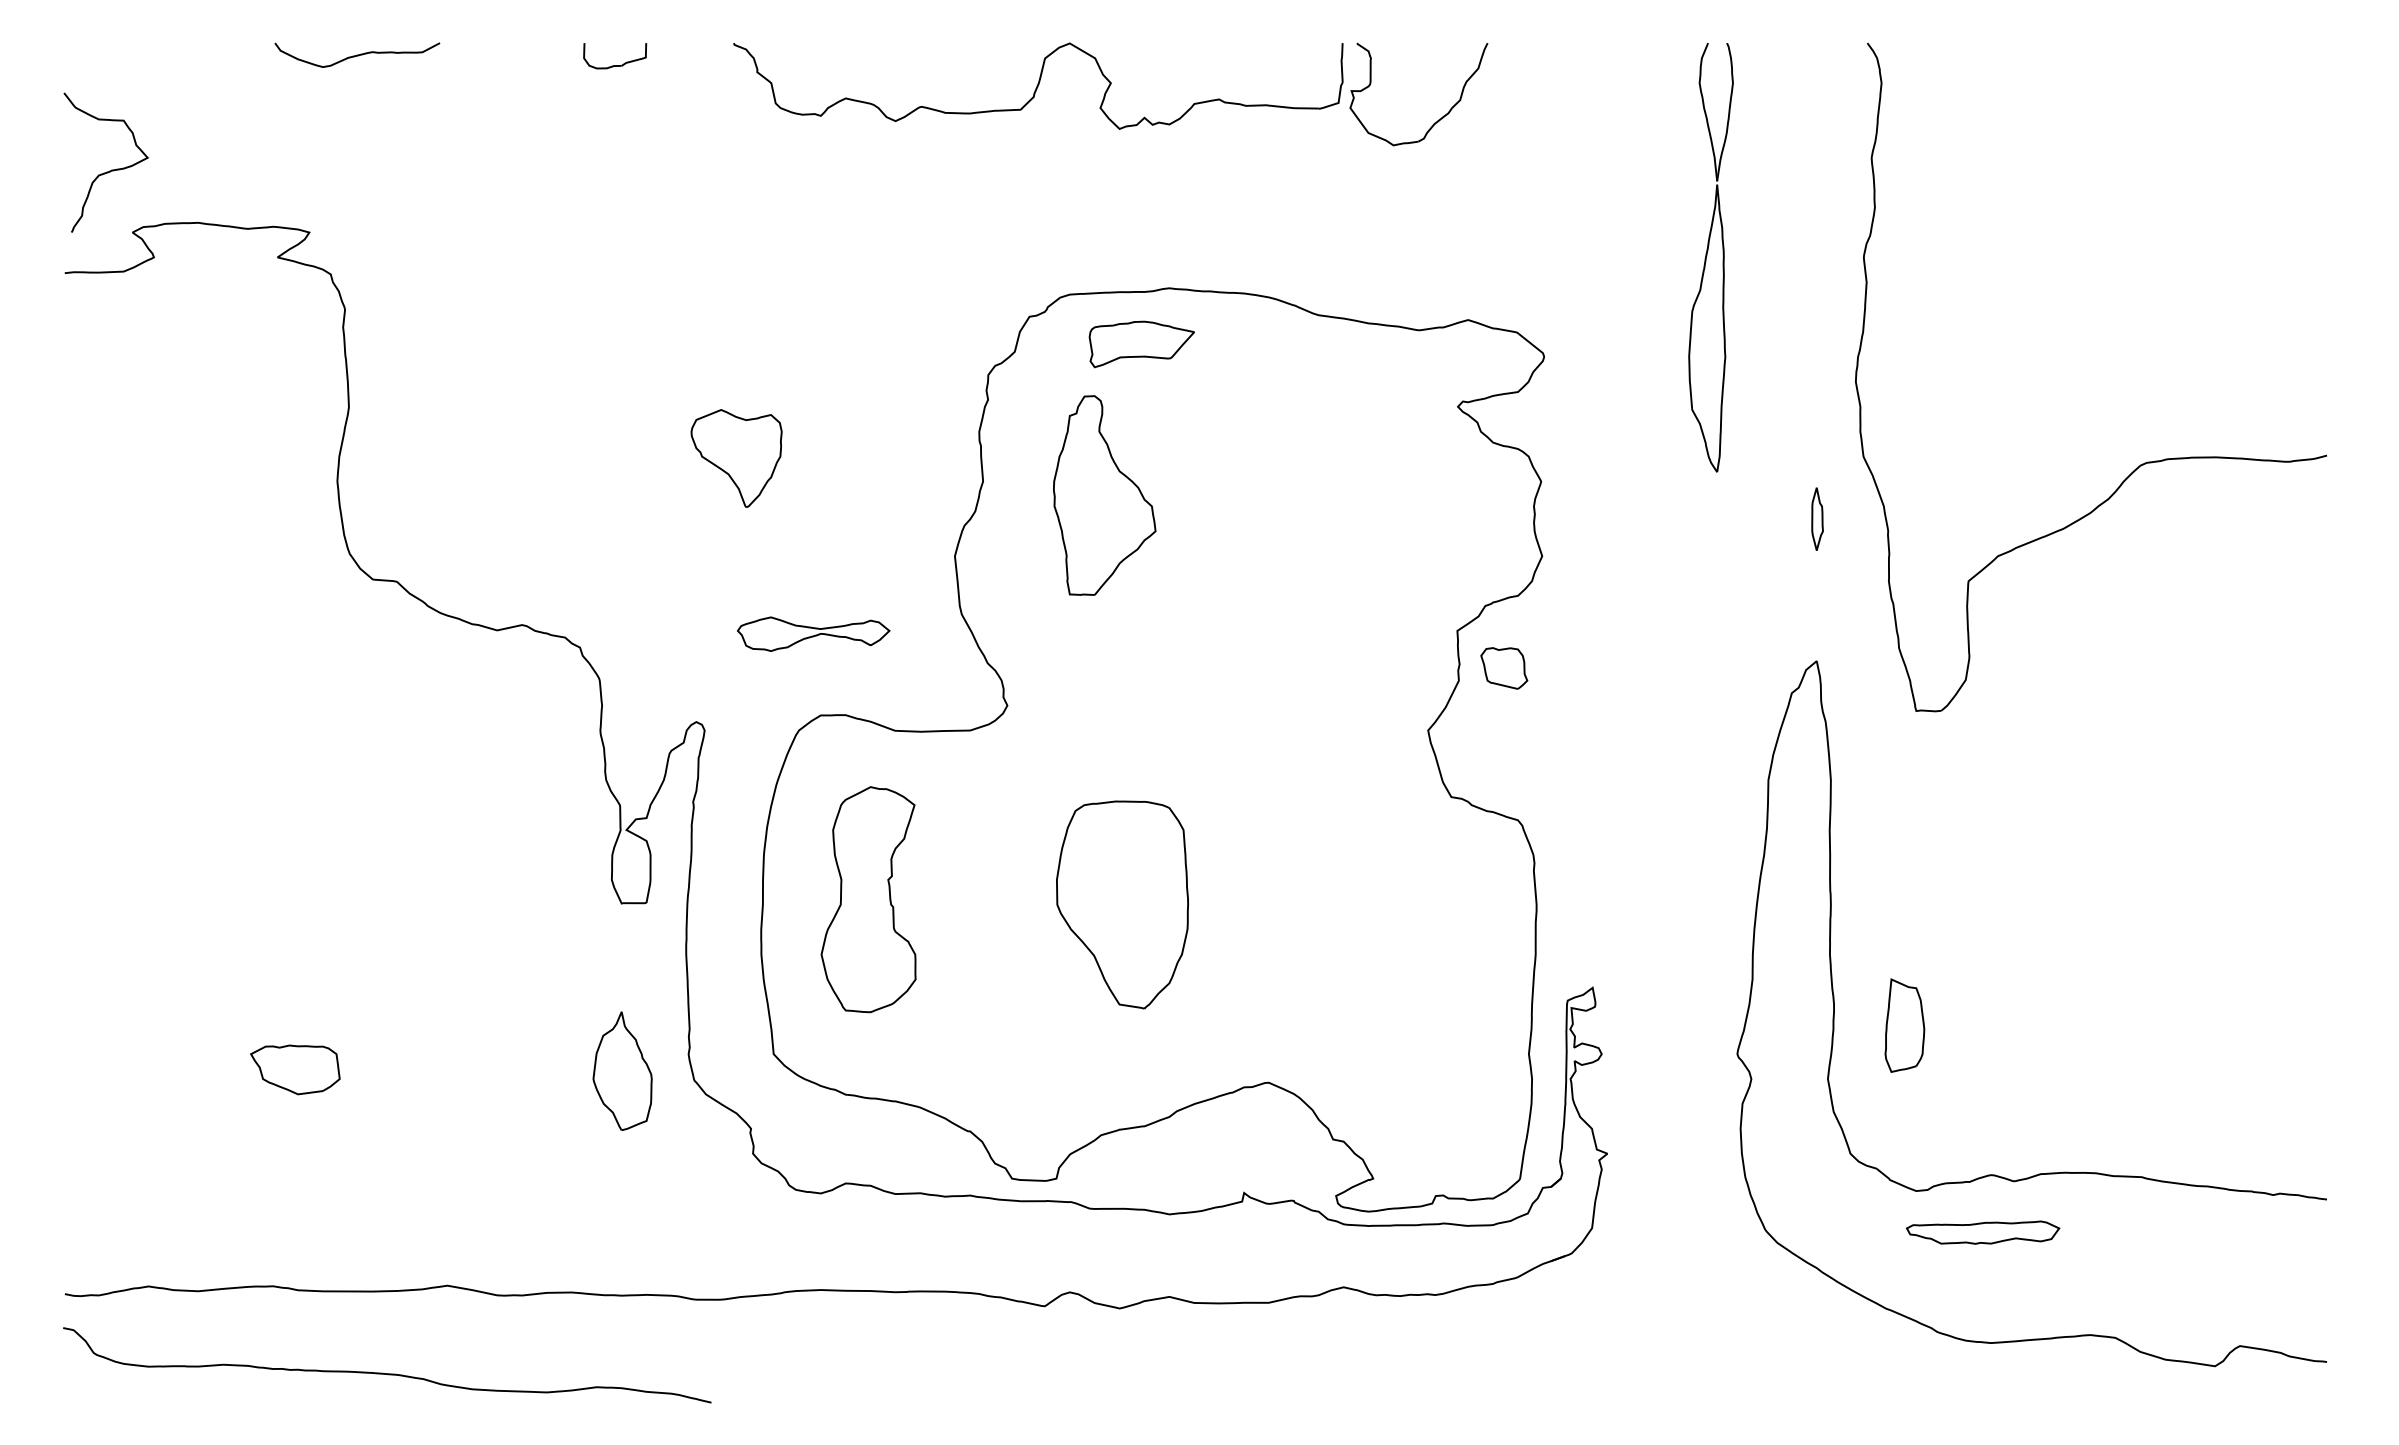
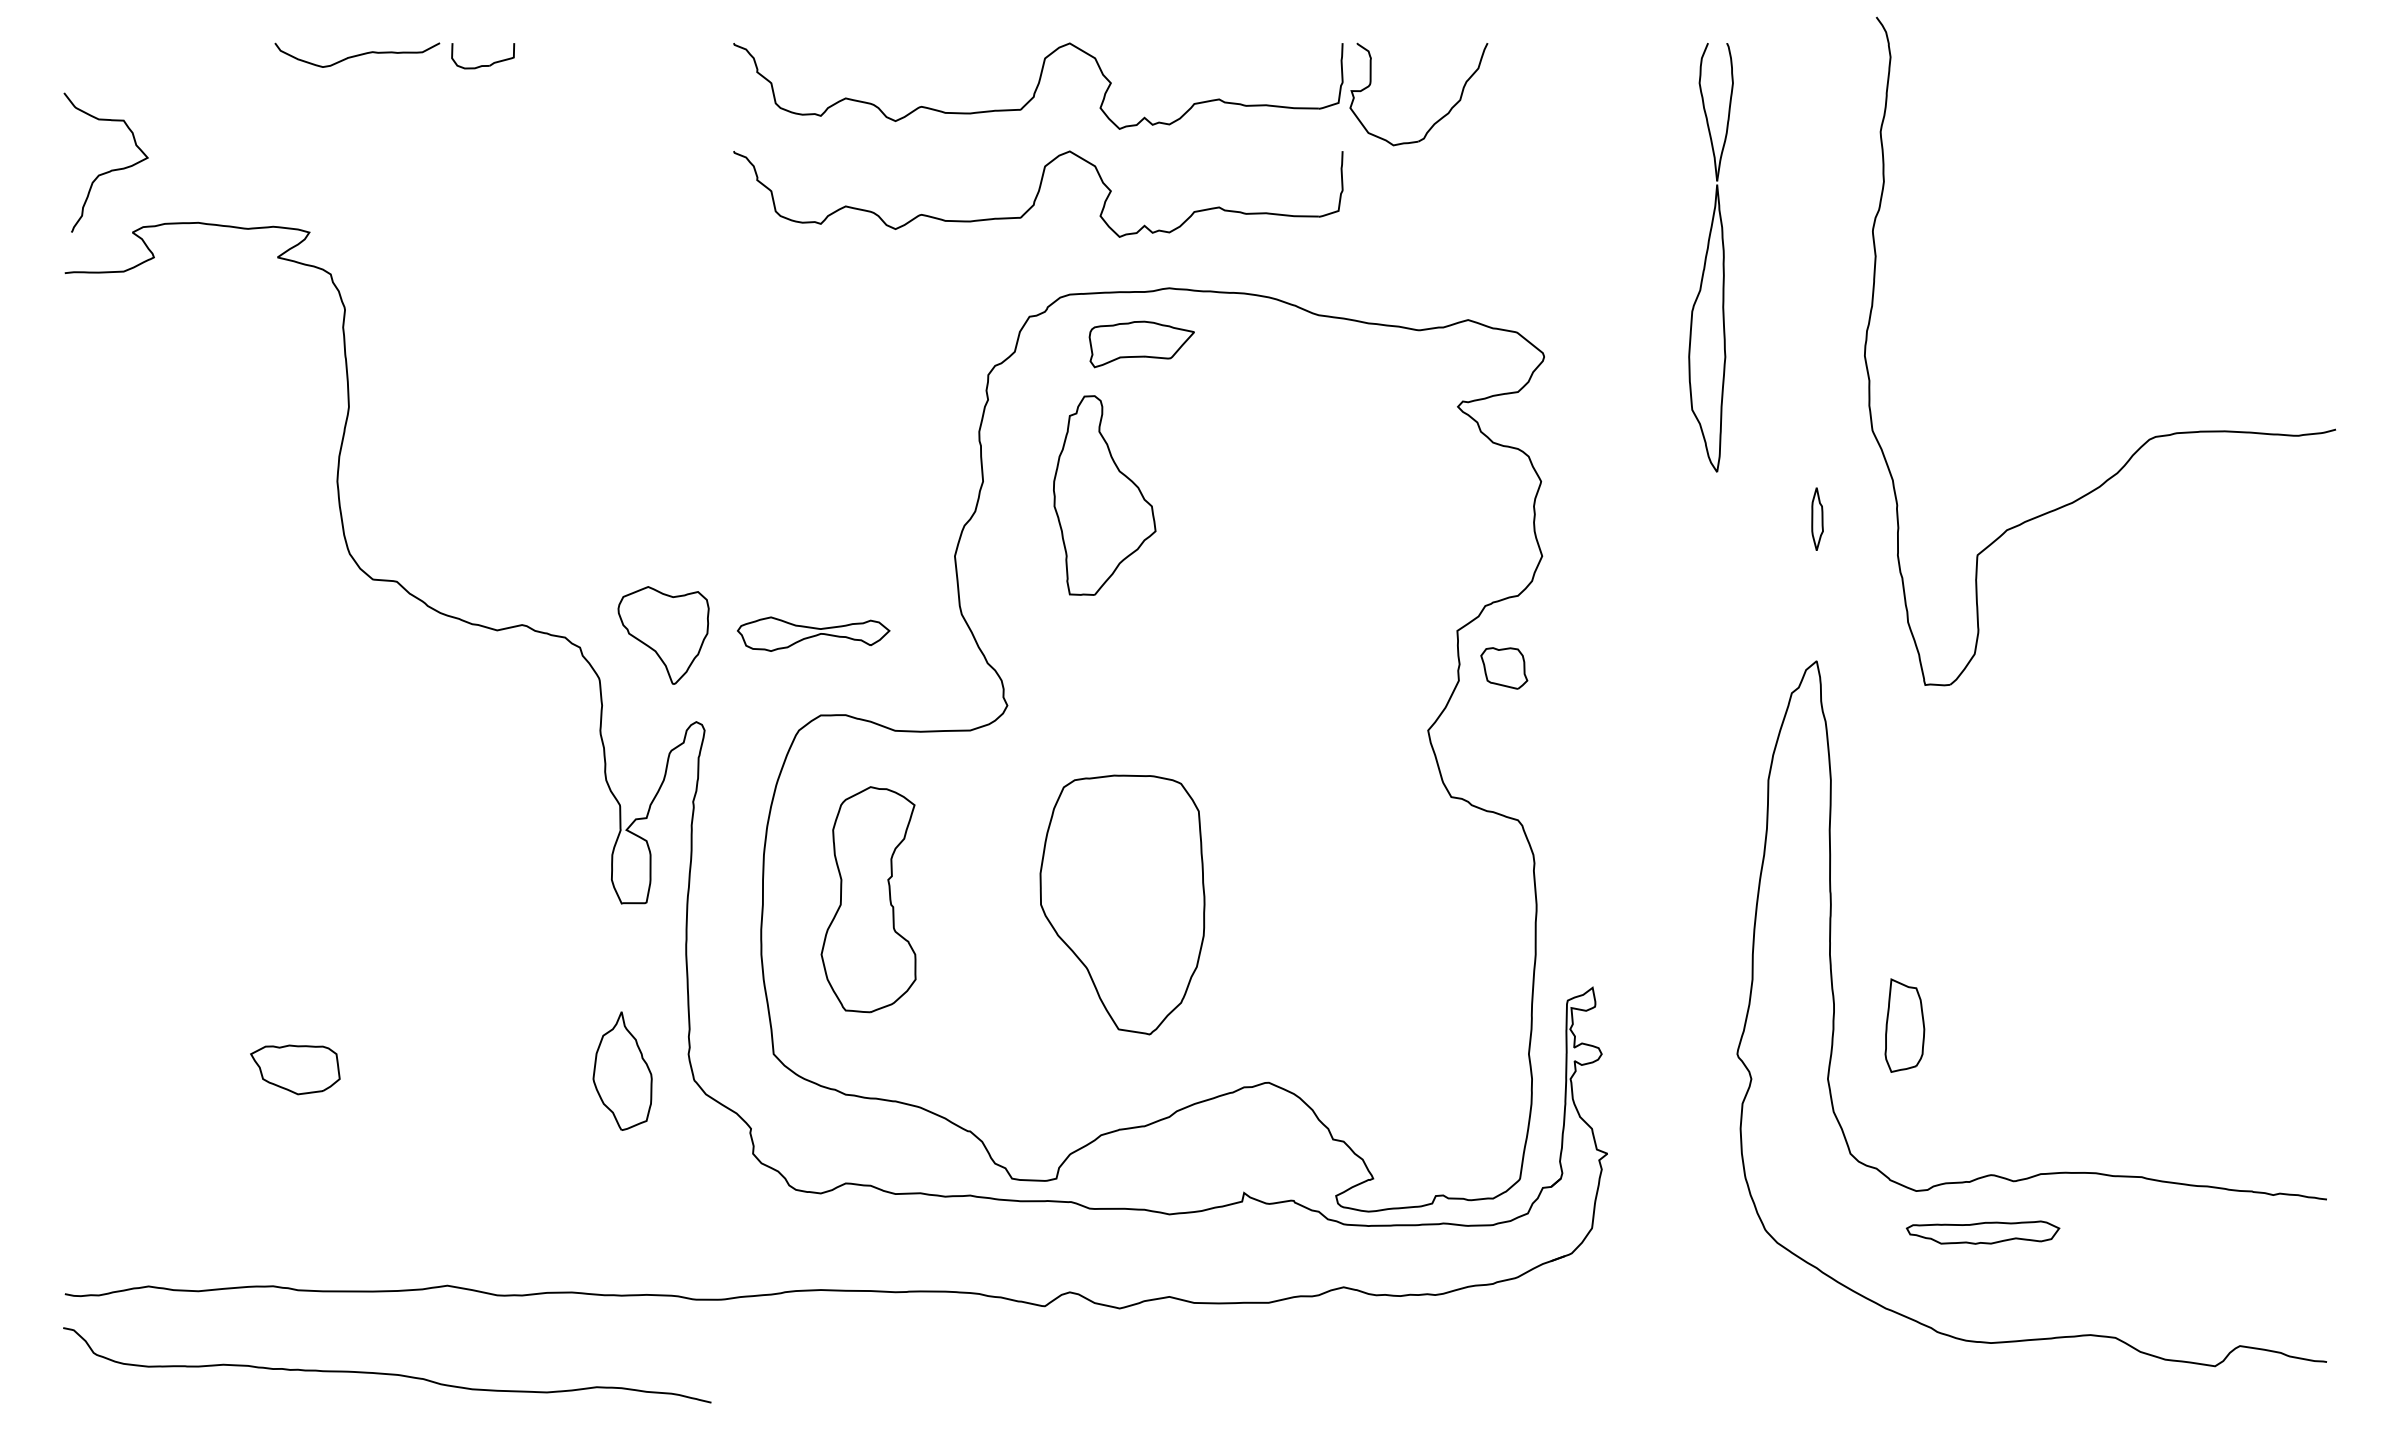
part position: (615, 65) -> (483, 65) (483, 65)
part: none -> present (1038, 193)
part position: (736, 458) -> (663, 635) (663, 635)
part position: (2140, 464) -> (2149, 438) (2149, 438)
part size: 133x210 px -> 167x262 px (1122, 904)
